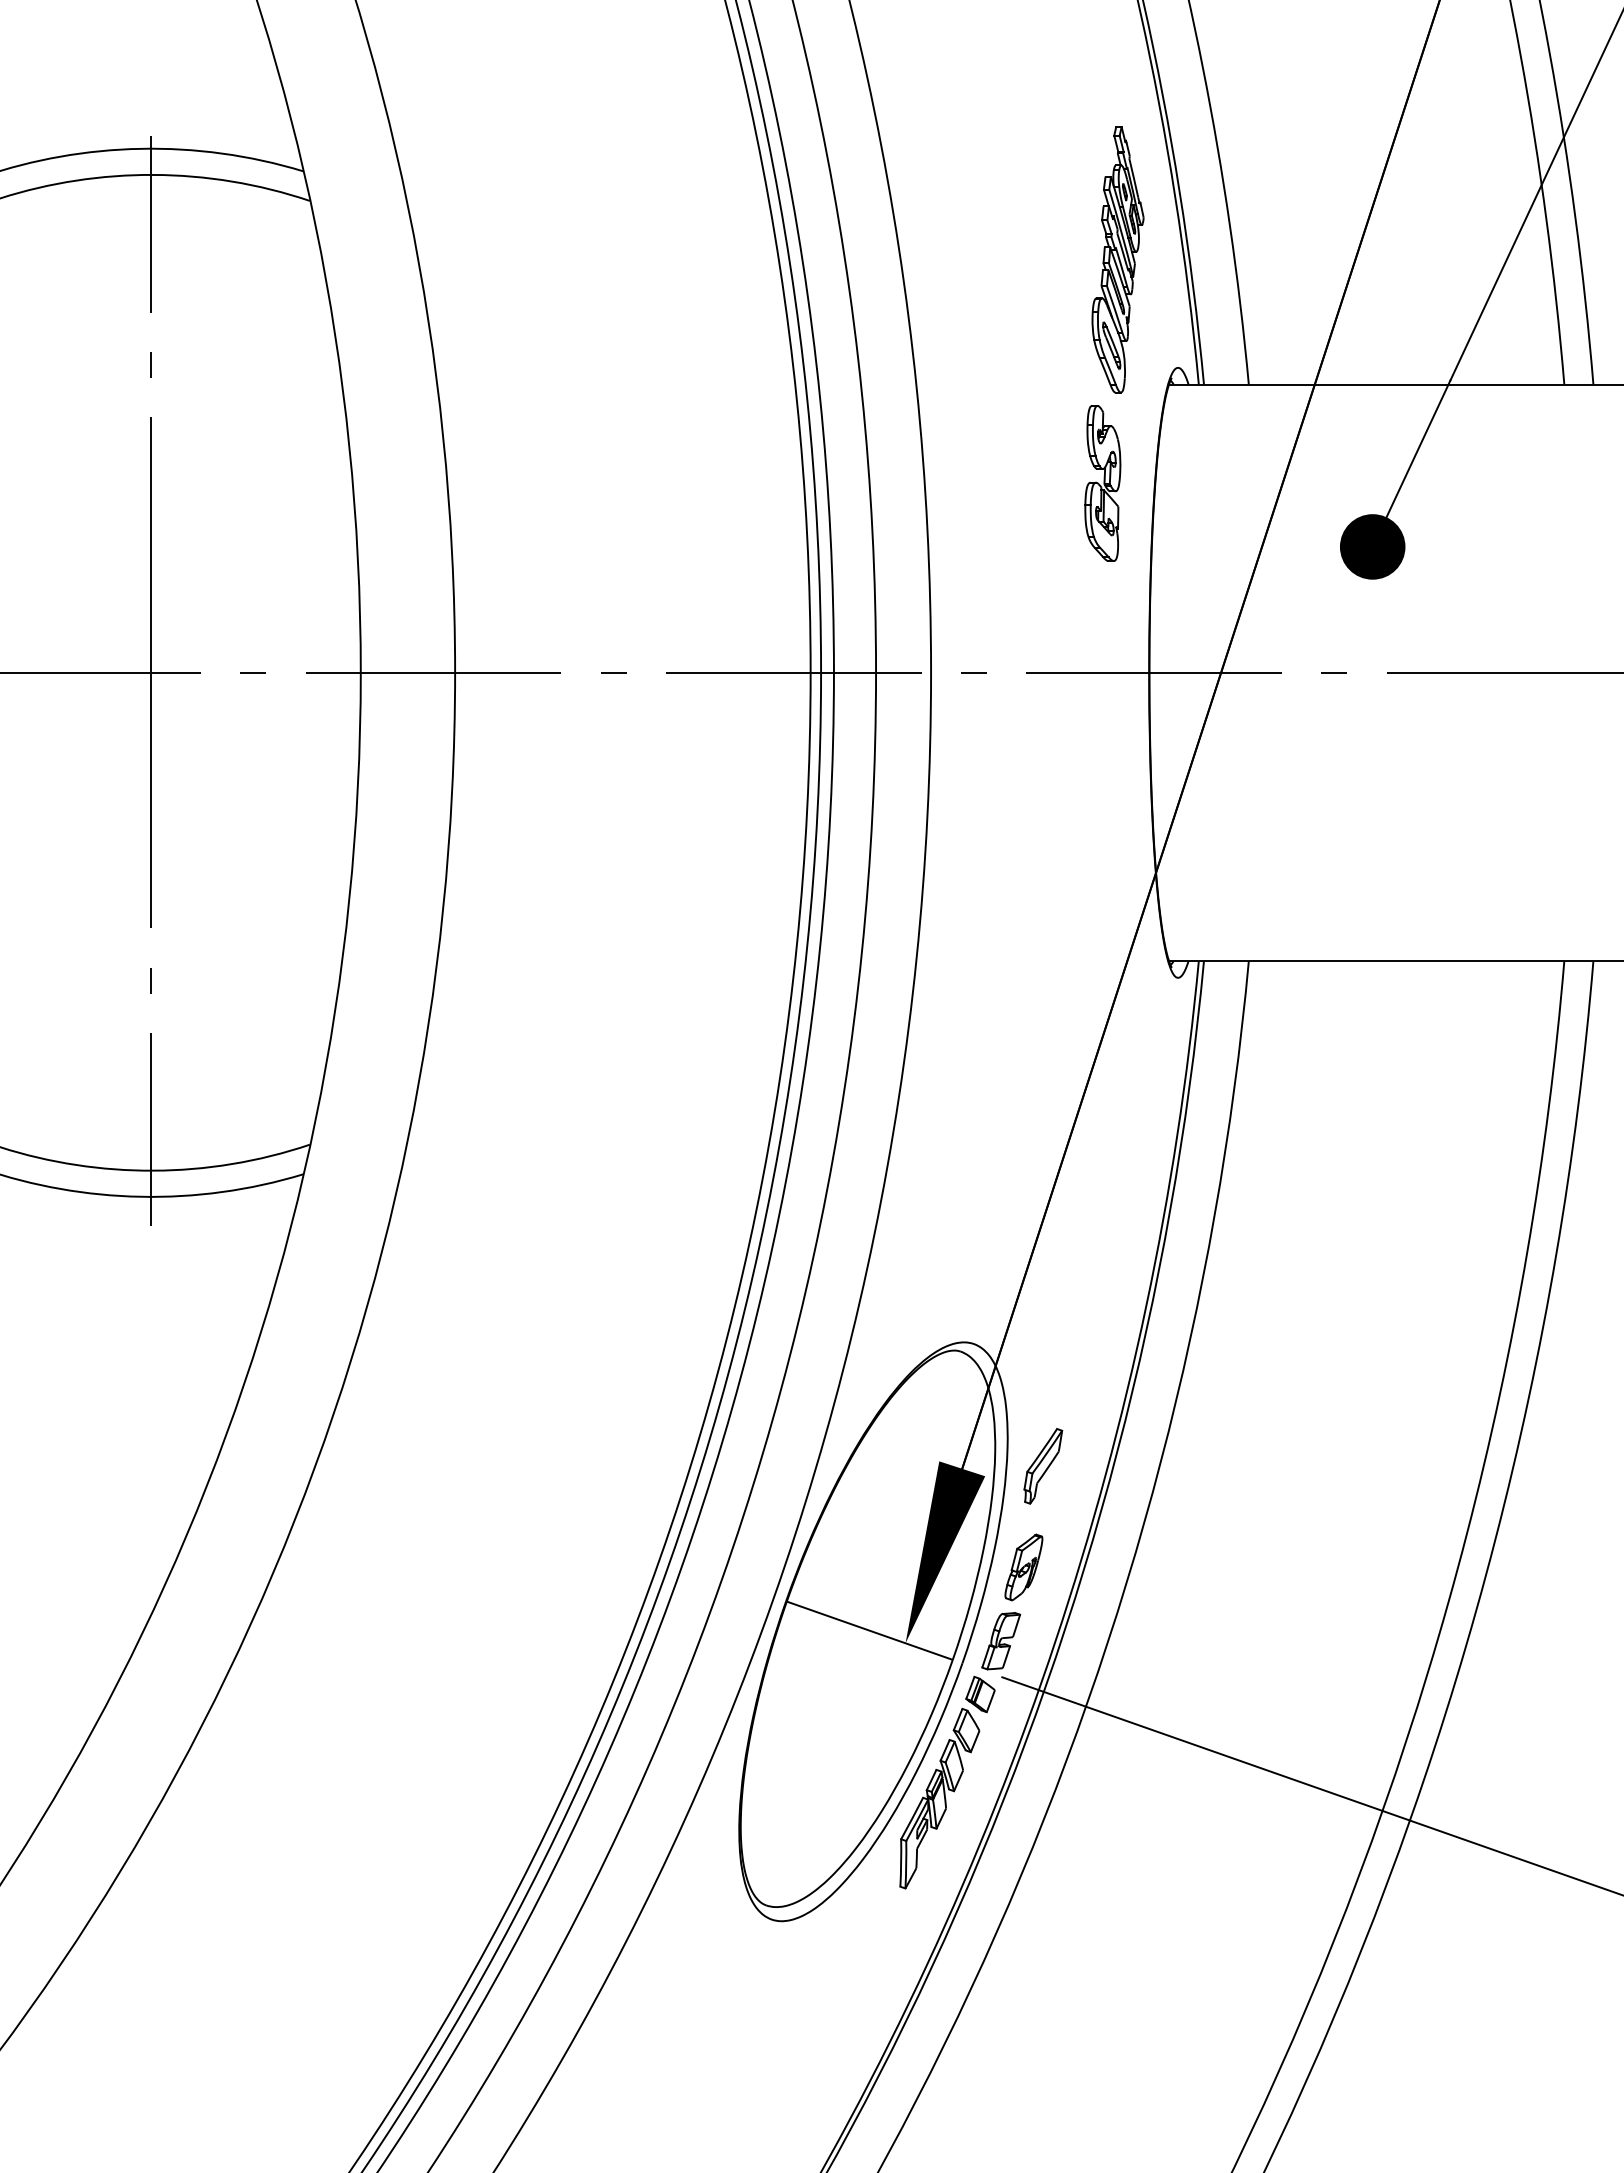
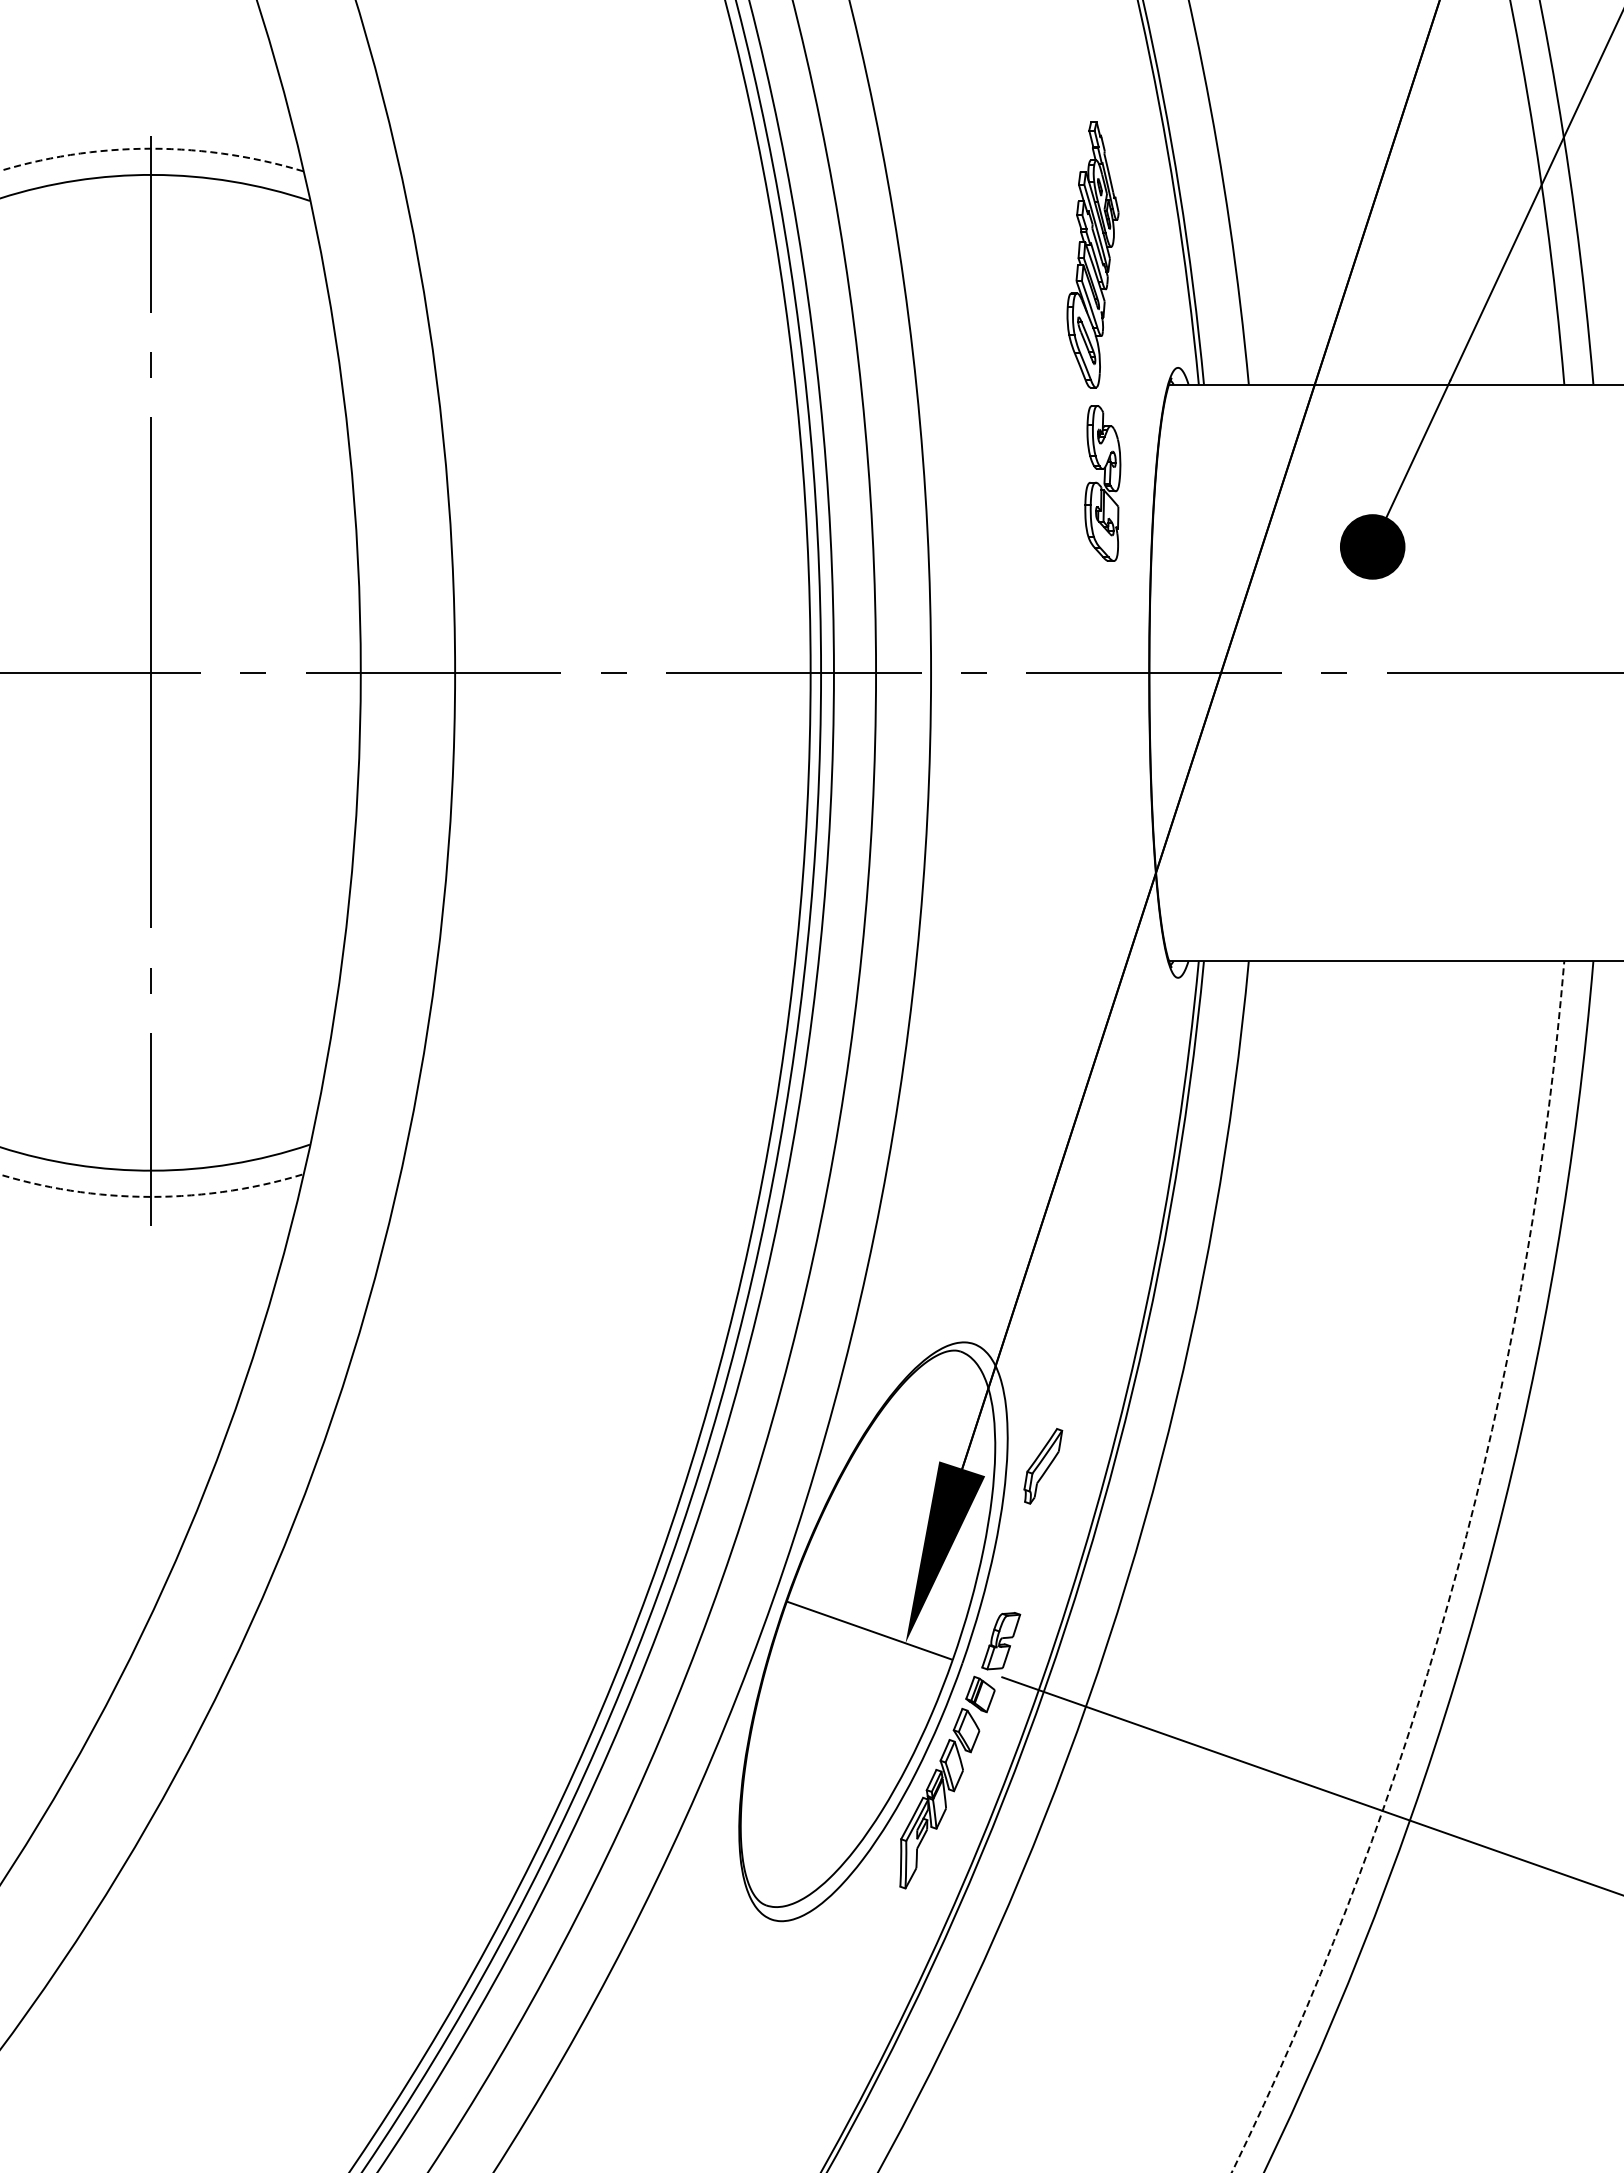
part position: (1117, 259) -> (1092, 254) (1092, 254)
arc: solid -> dashed (0, 1174)
part: present -> none (1023, 1567)
arc: solid -> dashed (1453, 1582)
